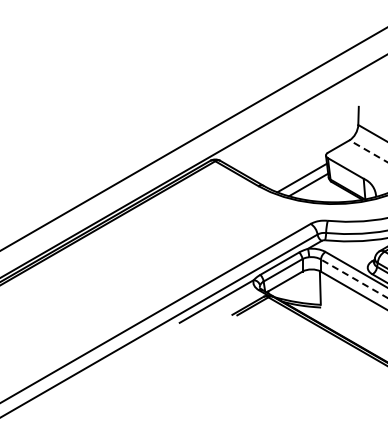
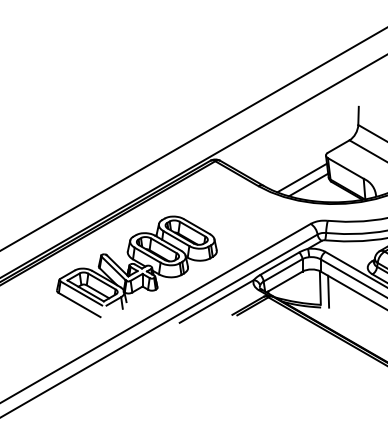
line: dashed -> solid (368, 151)
part: none -> present (136, 266)
line: dashed -> solid (353, 278)
line: none -> present (328, 291)
